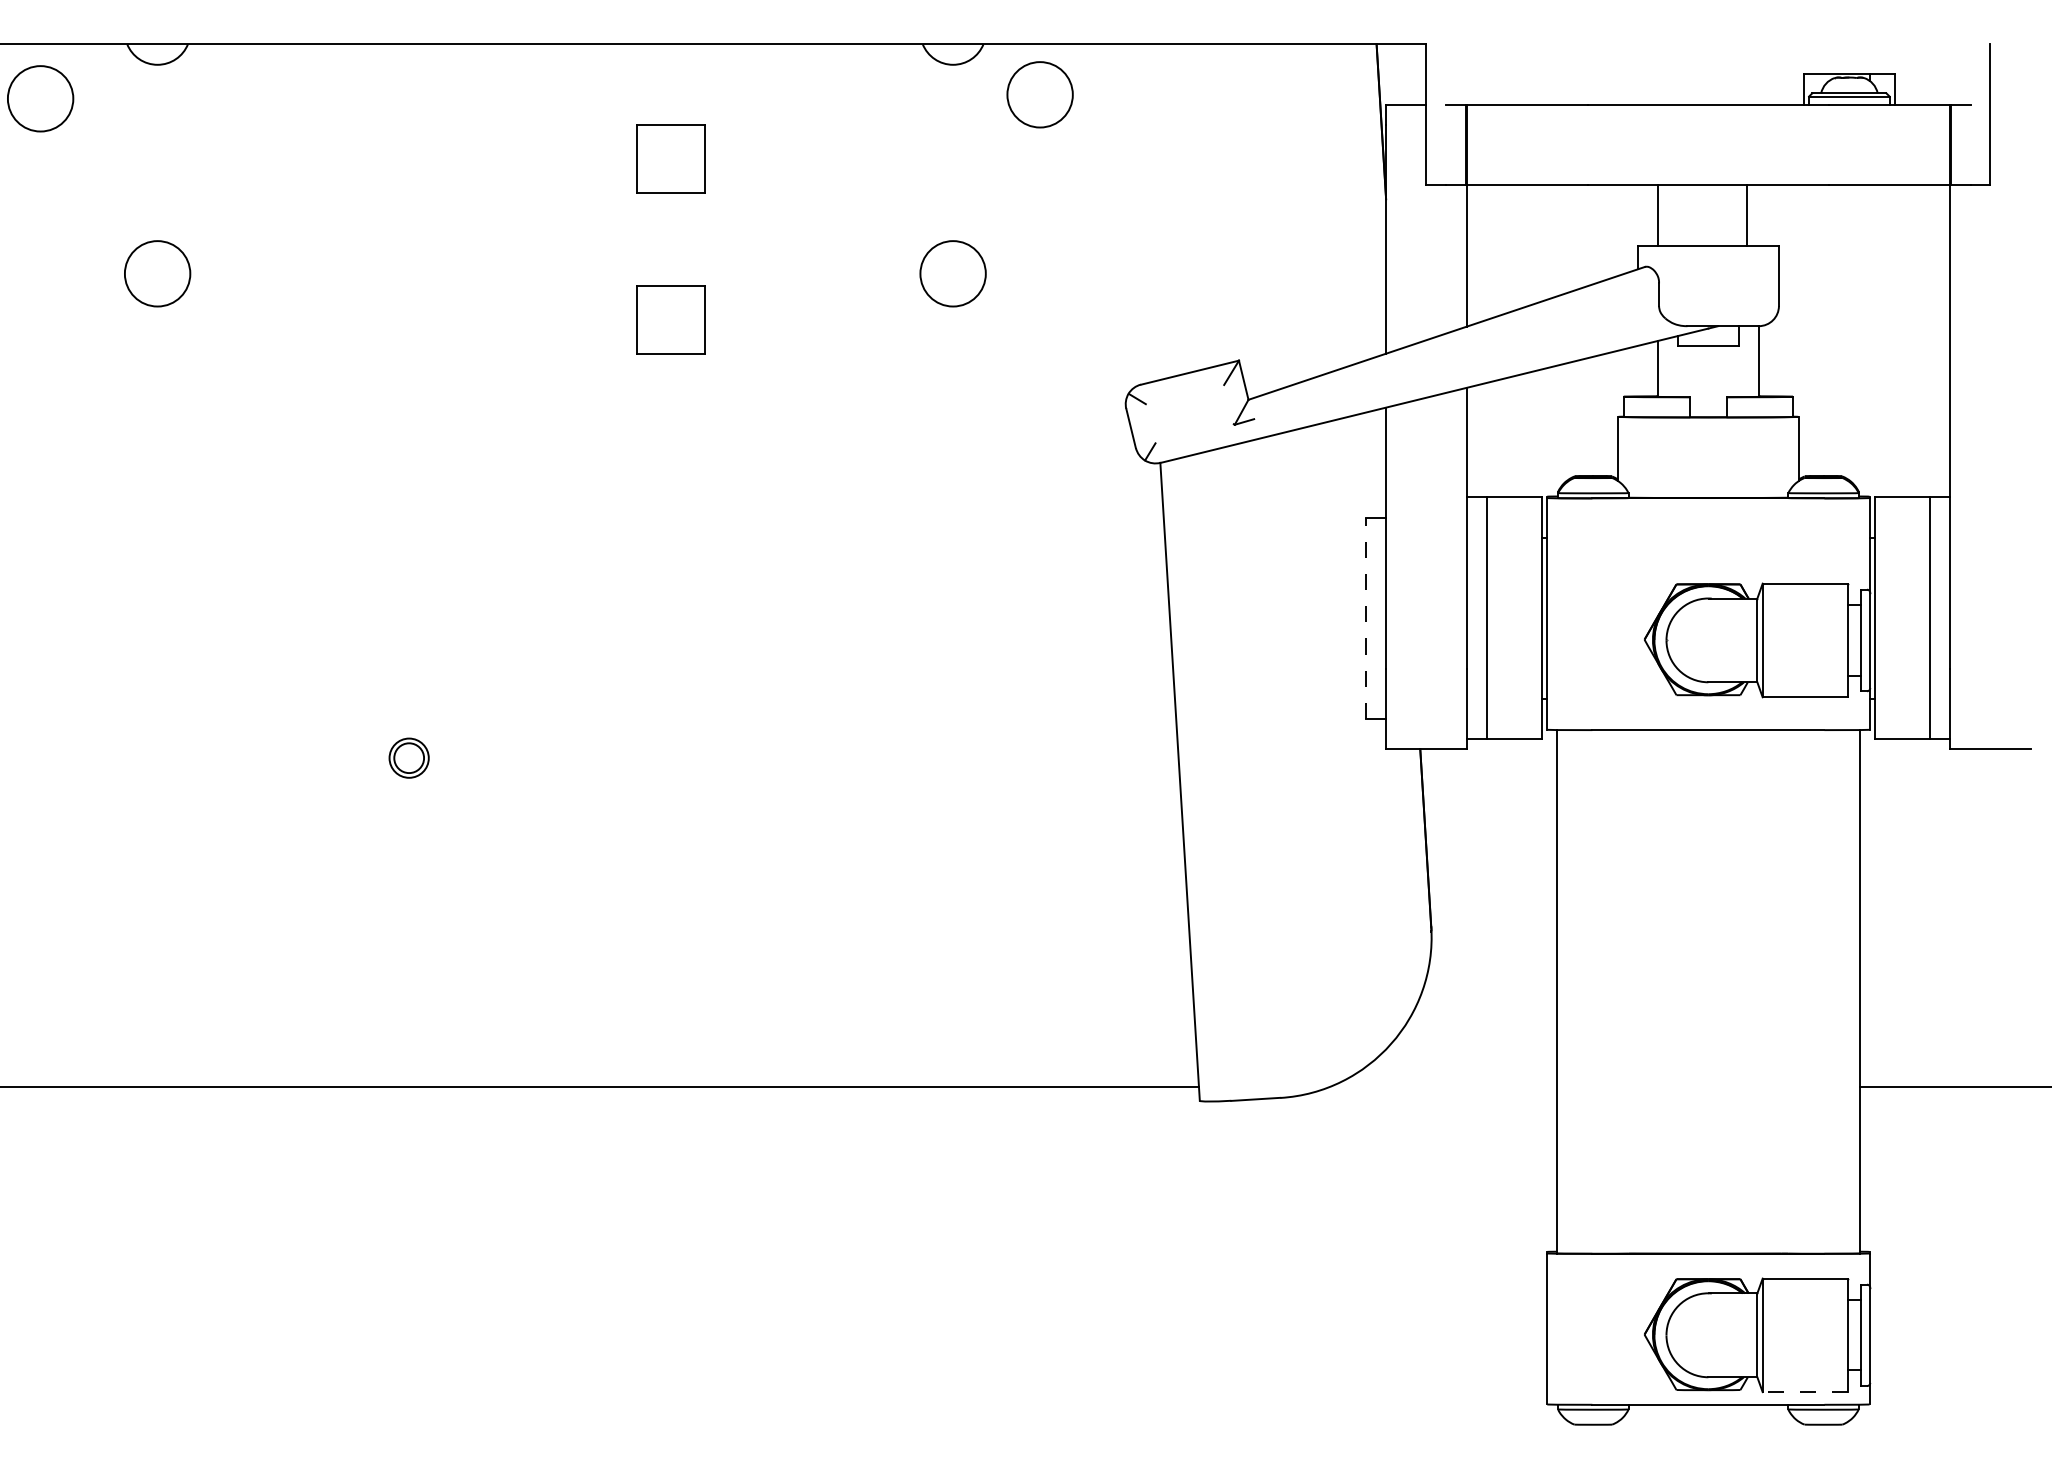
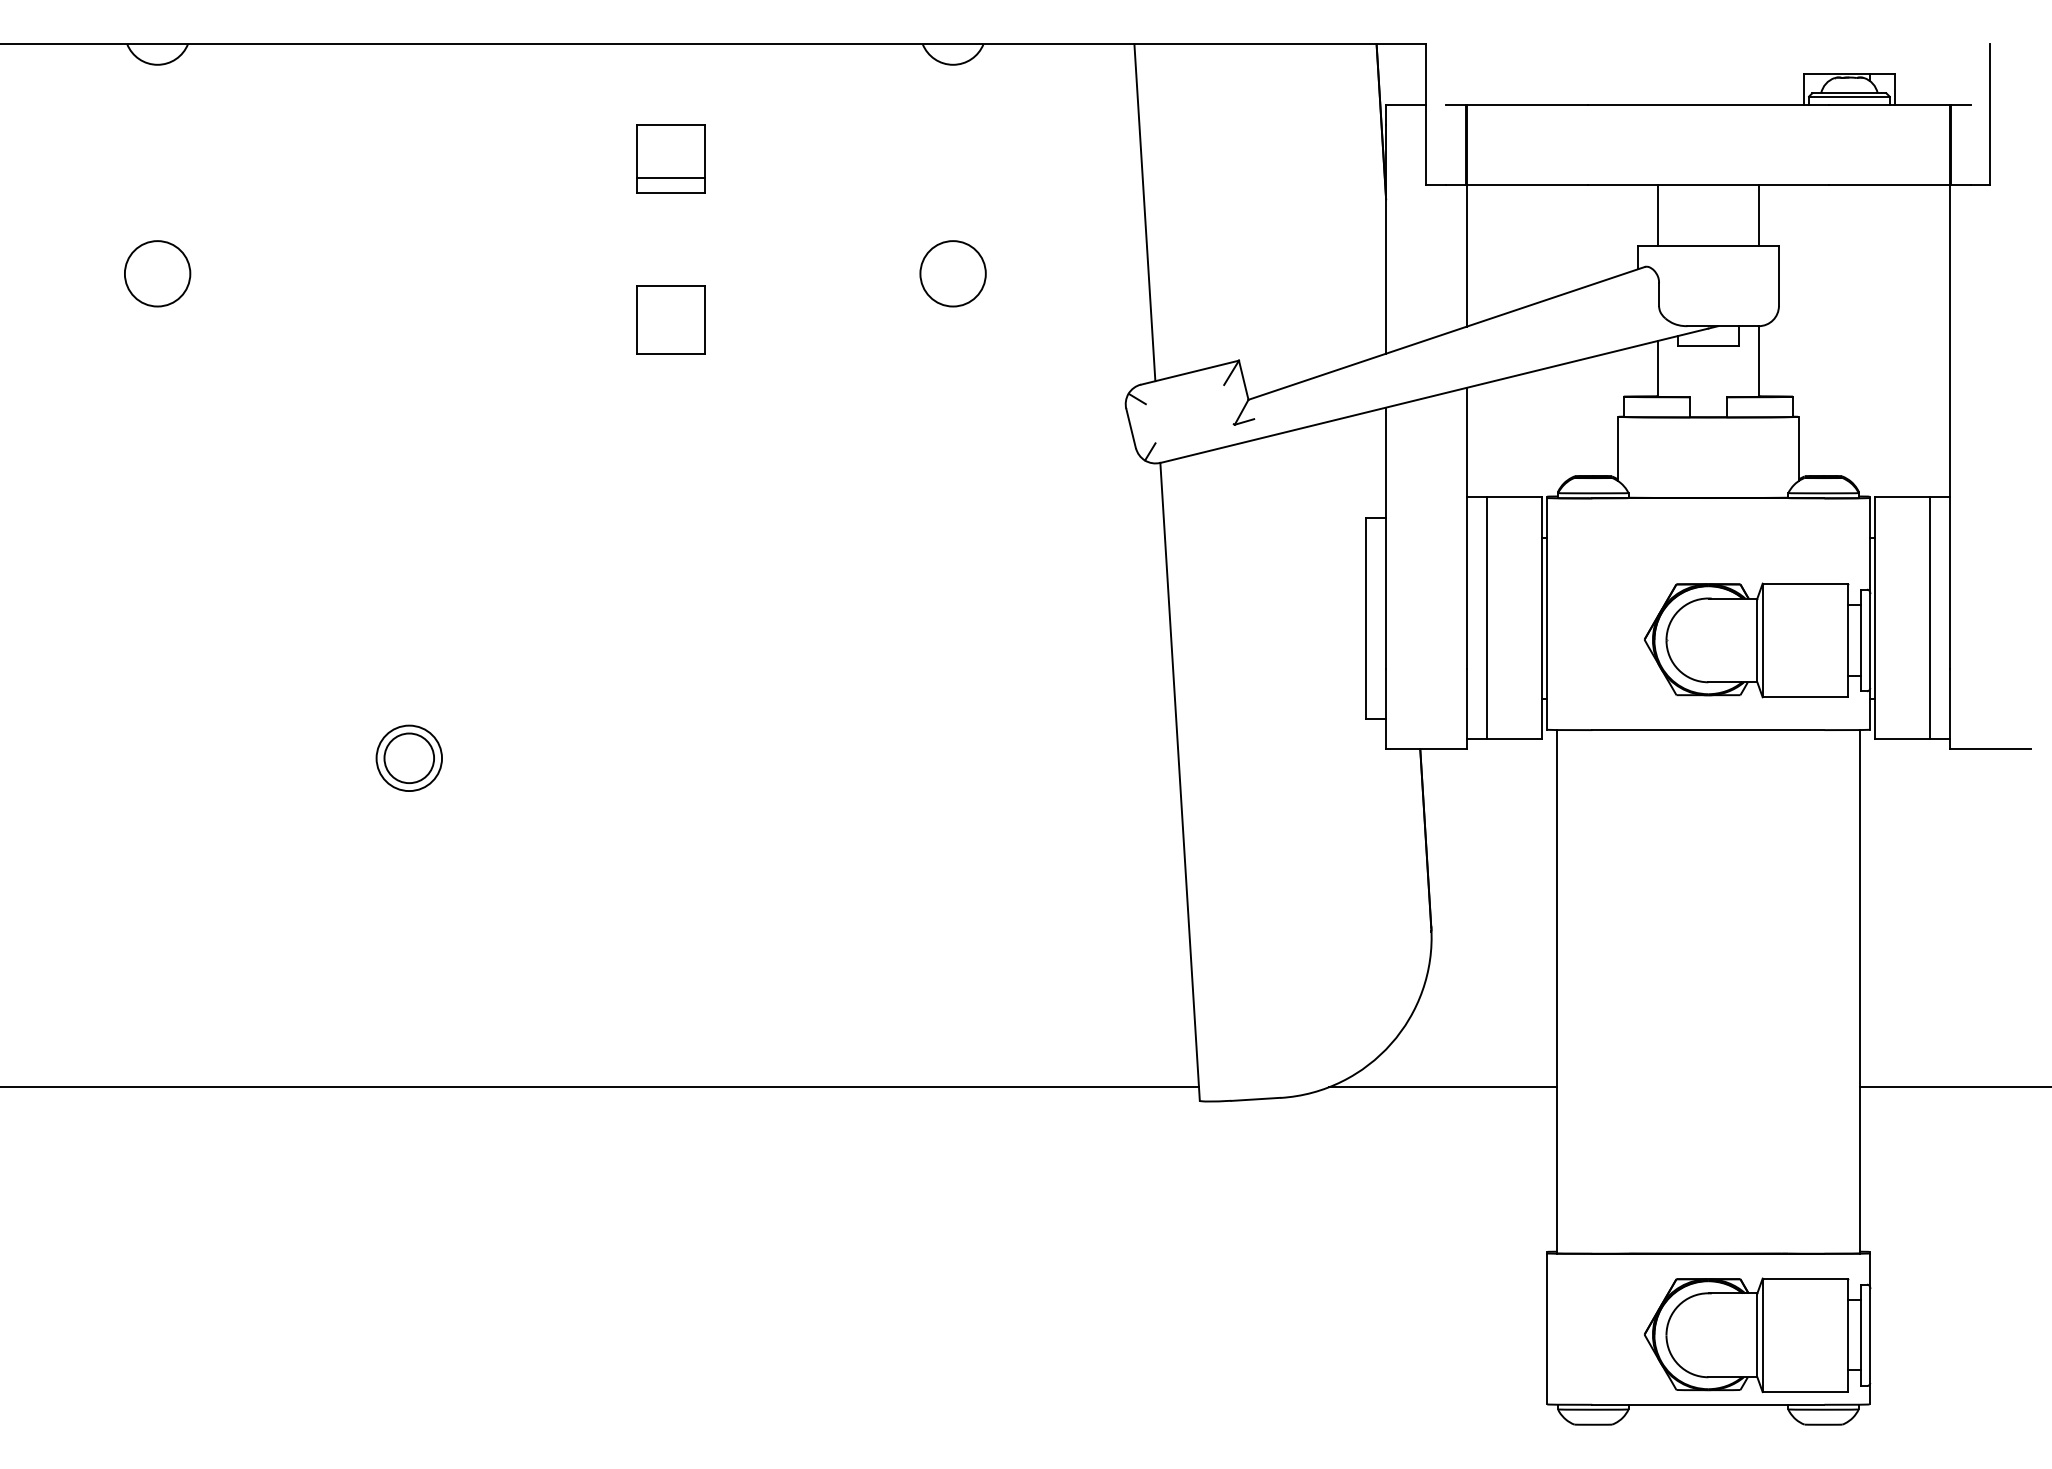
circle: present -> none (1039, 94)
circle: present -> none (40, 98)
line: none -> present (670, 178)
line: none -> present (1144, 212)
line position: (1746, 215) -> (1758, 215) (1758, 215)
line: dashed -> solid (1365, 618)
part size: 42x42 px -> 68x68 px (408, 757)
line: none -> present (1442, 1087)
line: dashed -> solid (1805, 1392)
